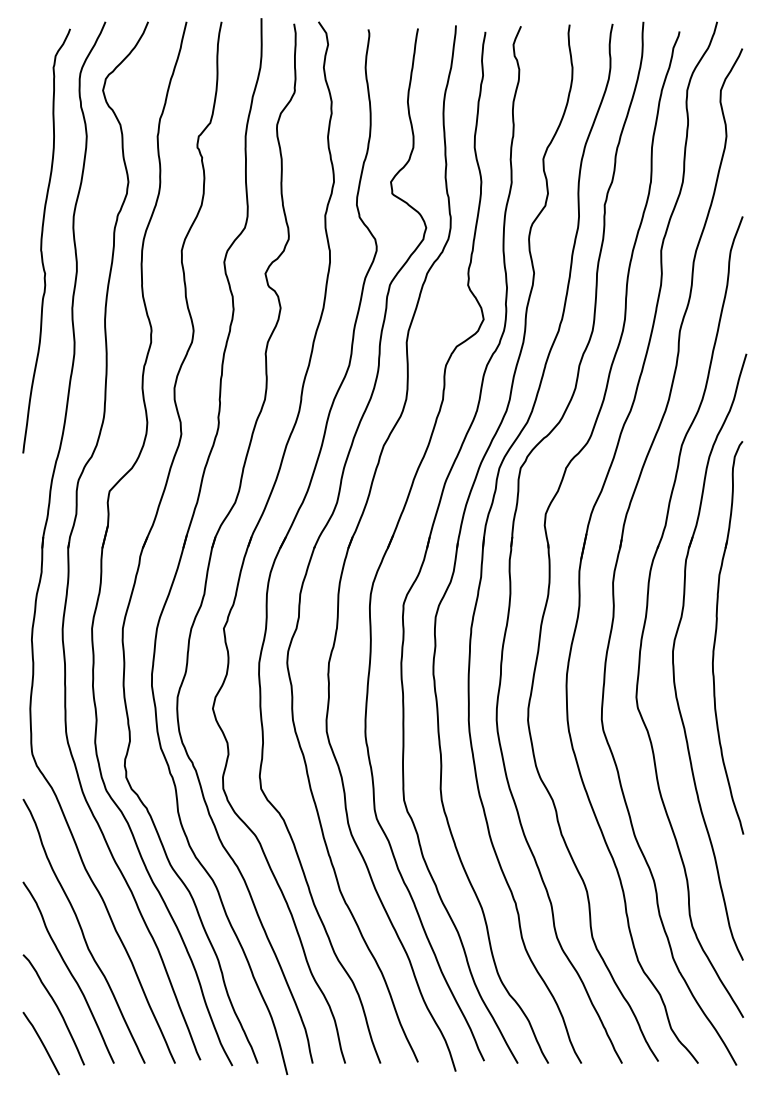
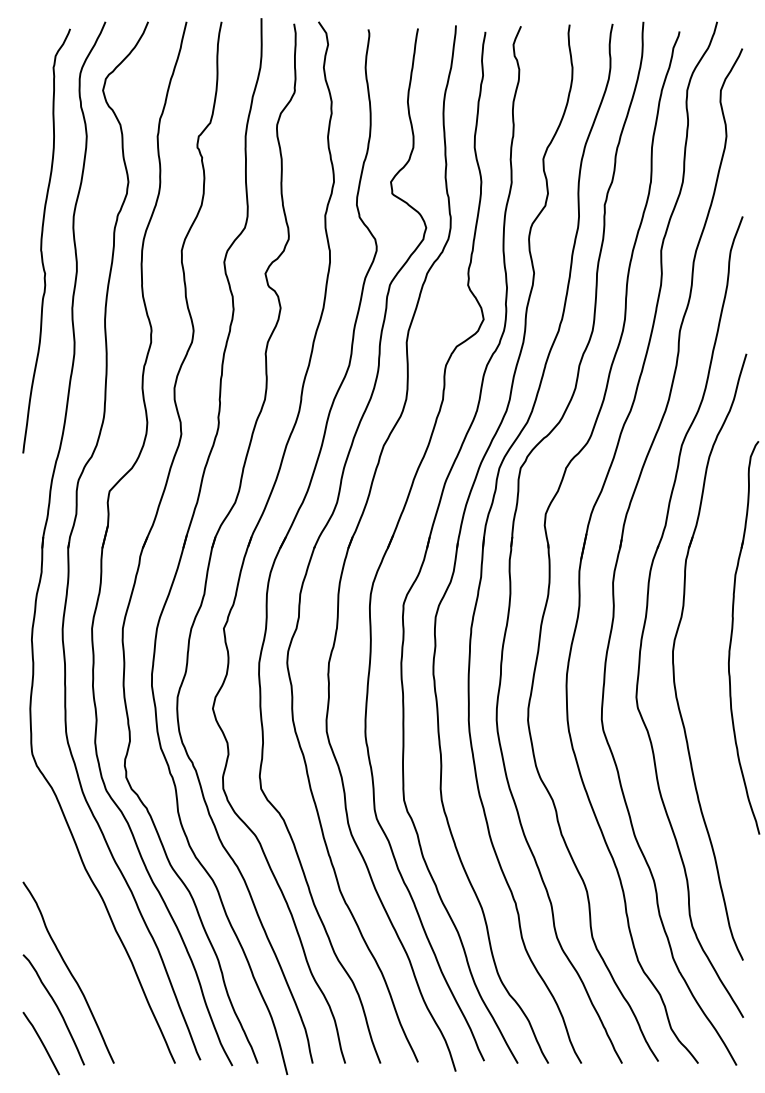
part position: (716, 637) -> (732, 637) (732, 637)
curve: present -> none (82, 930)
